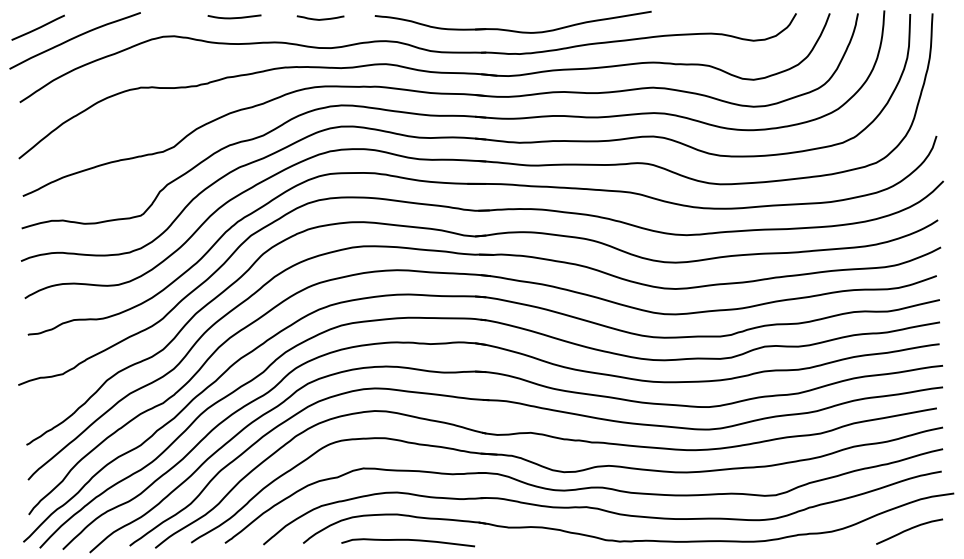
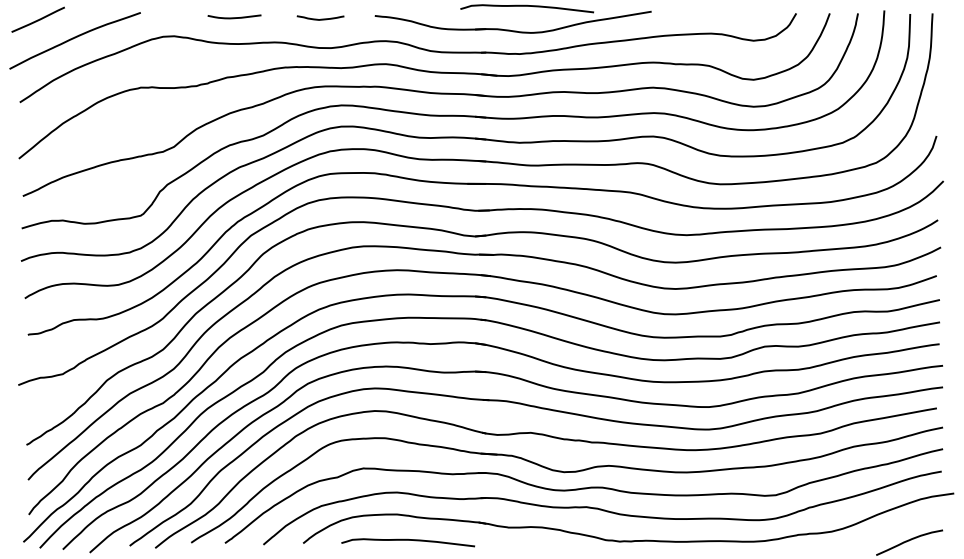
curve: none -> present (526, 6)
line position: (37, 27) -> (37, 19) (37, 19)
curve position: (909, 530) -> (909, 541) (909, 541)
